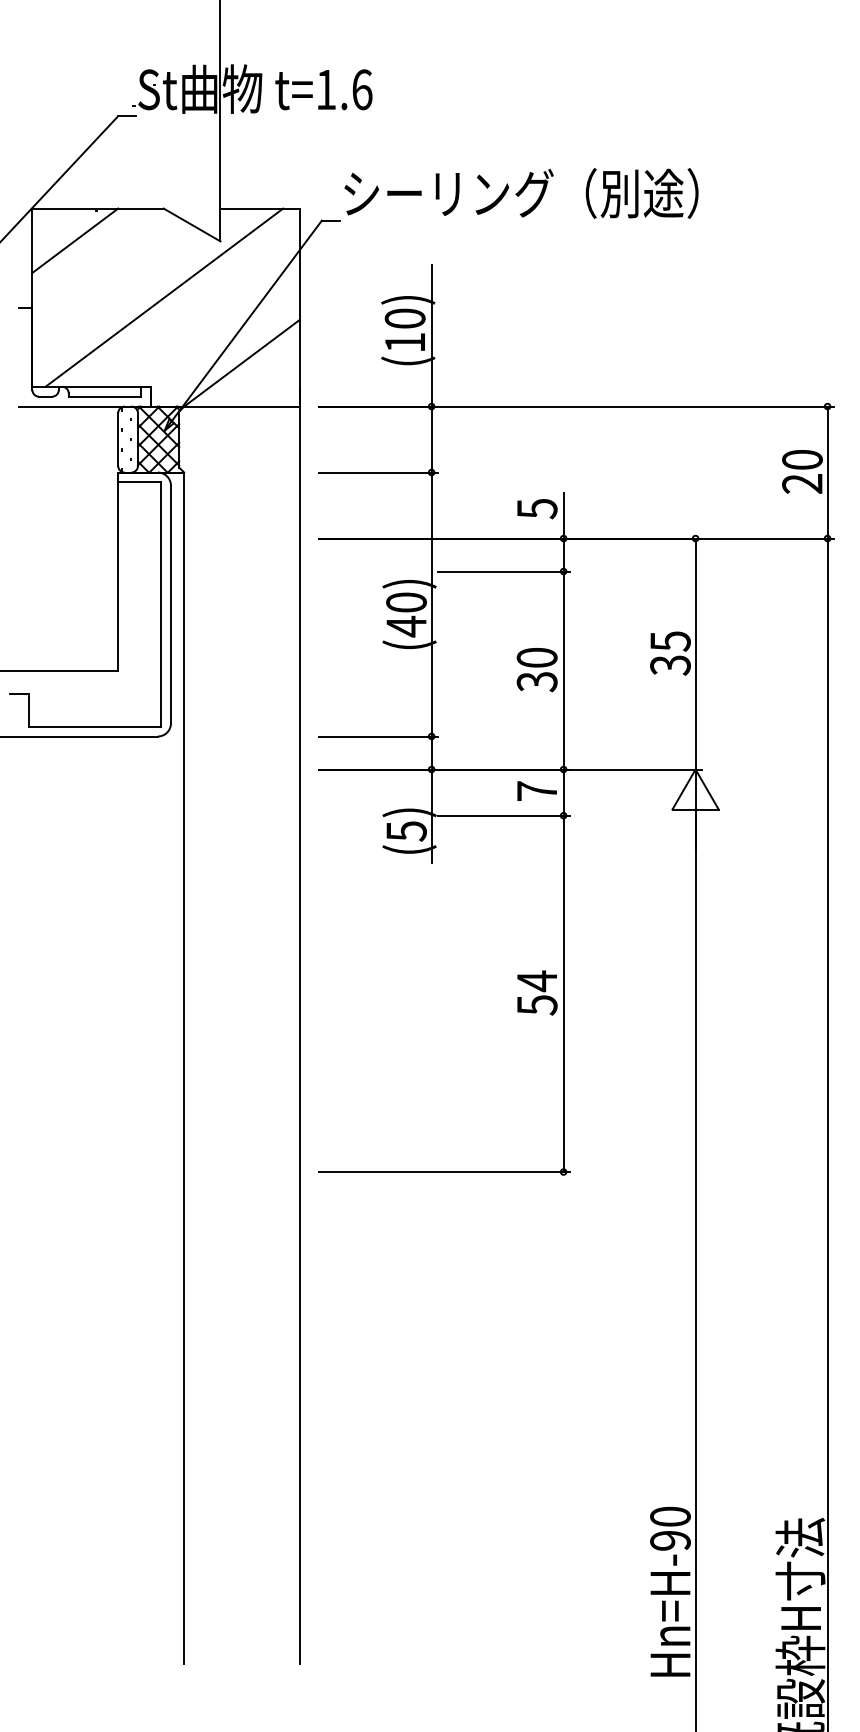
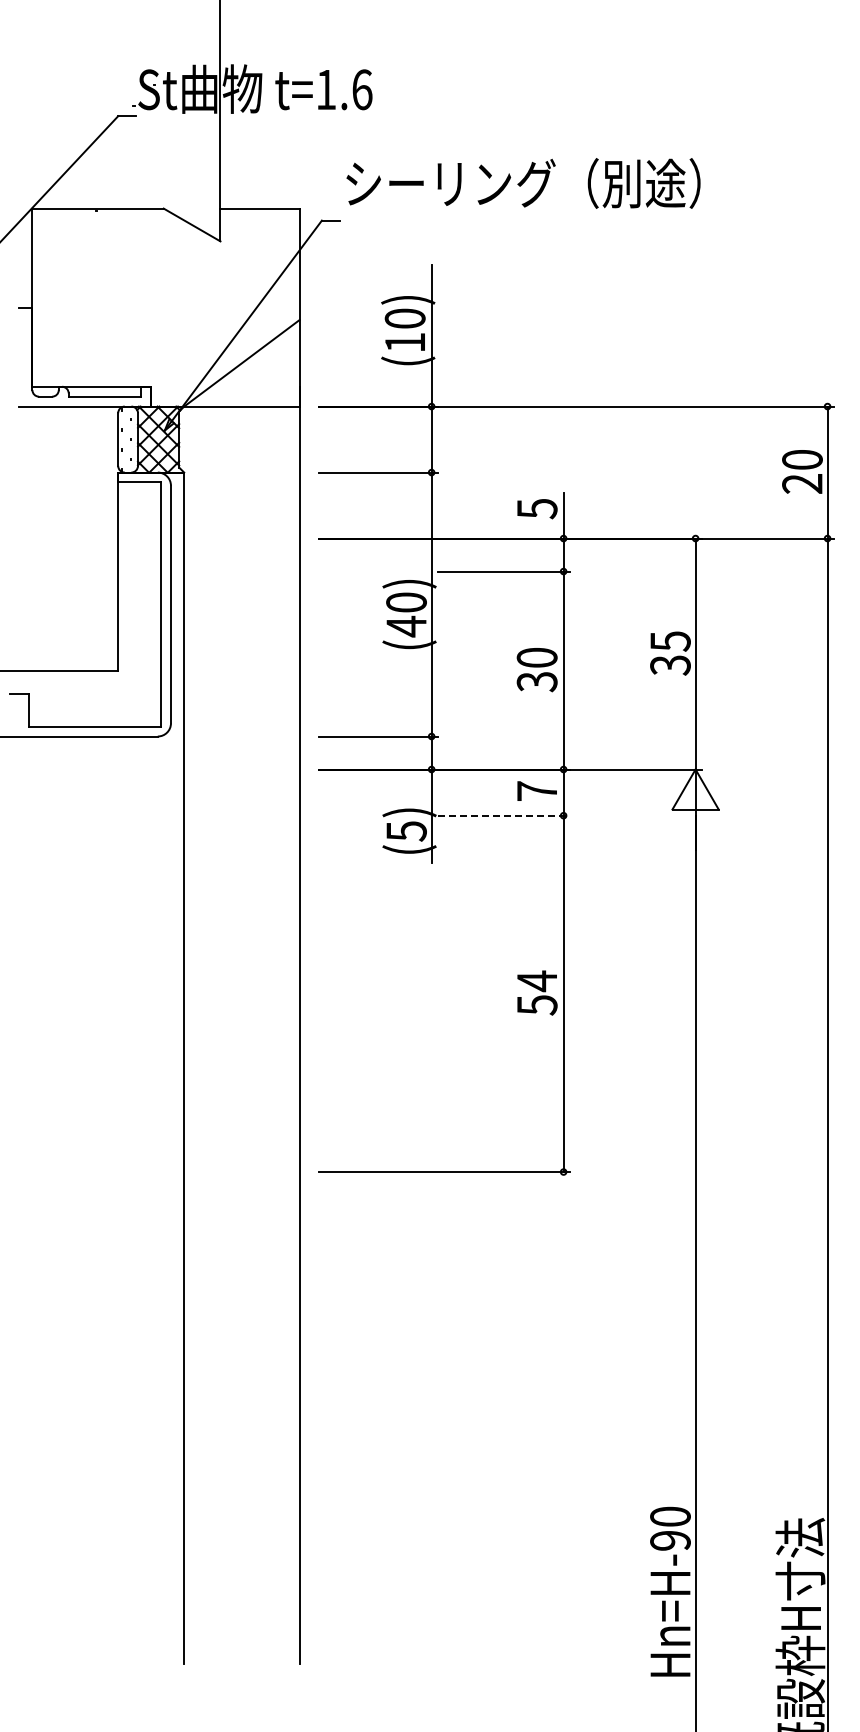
text position: (521, 193) -> (523, 183) (523, 183)
line: present -> none (75, 240)
line: present -> none (164, 297)
line: solid -> dashed (504, 815)
